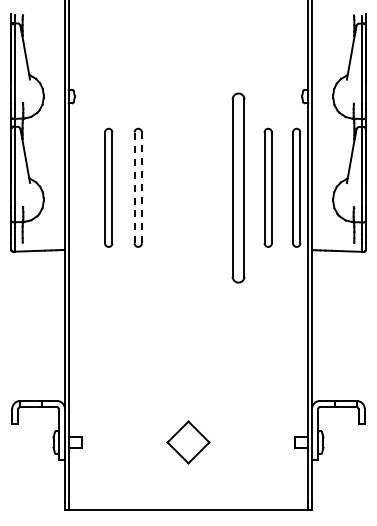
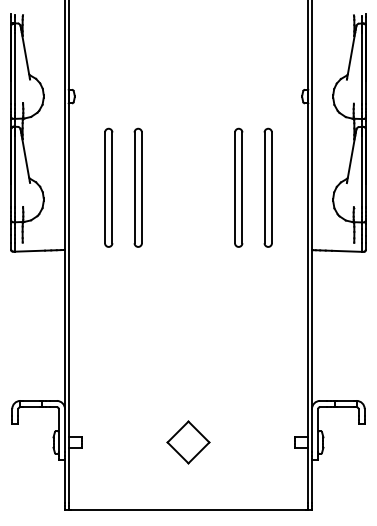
line: dashed -> solid (134, 187)
part size: 15x192 px -> 10x121 px (238, 187)
part: present -> none (296, 187)
line: dashed -> solid (141, 188)
